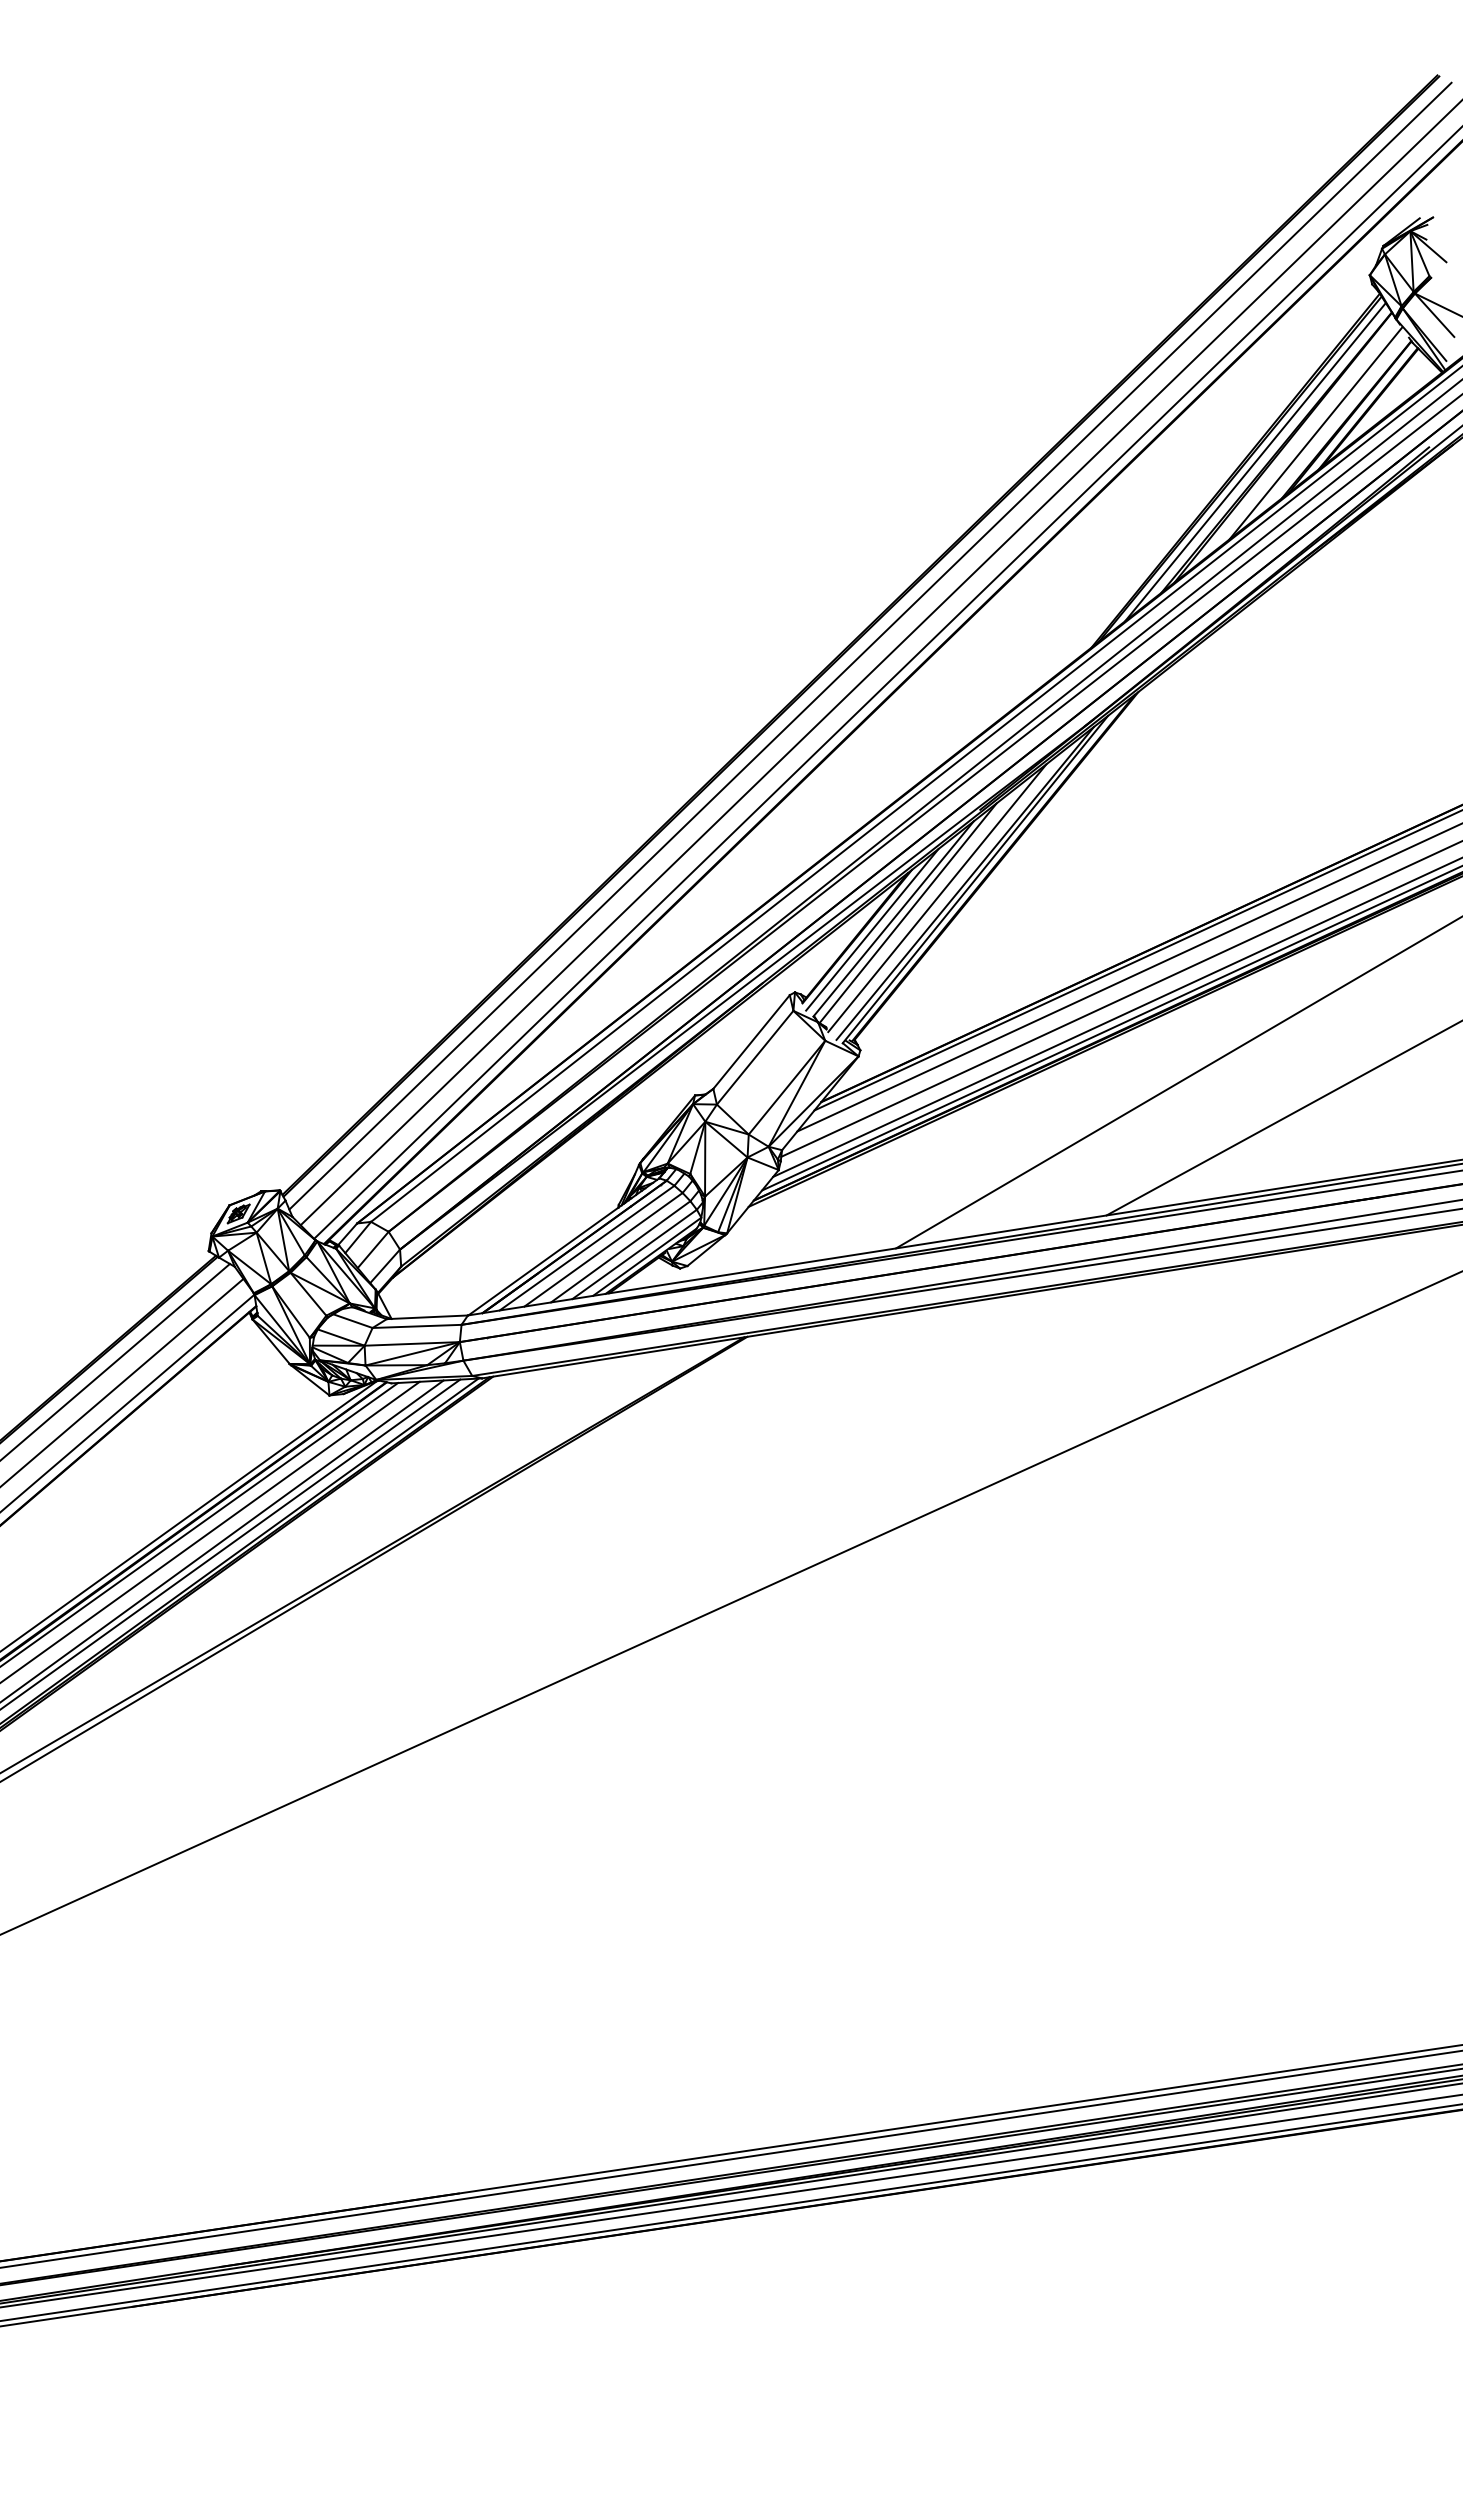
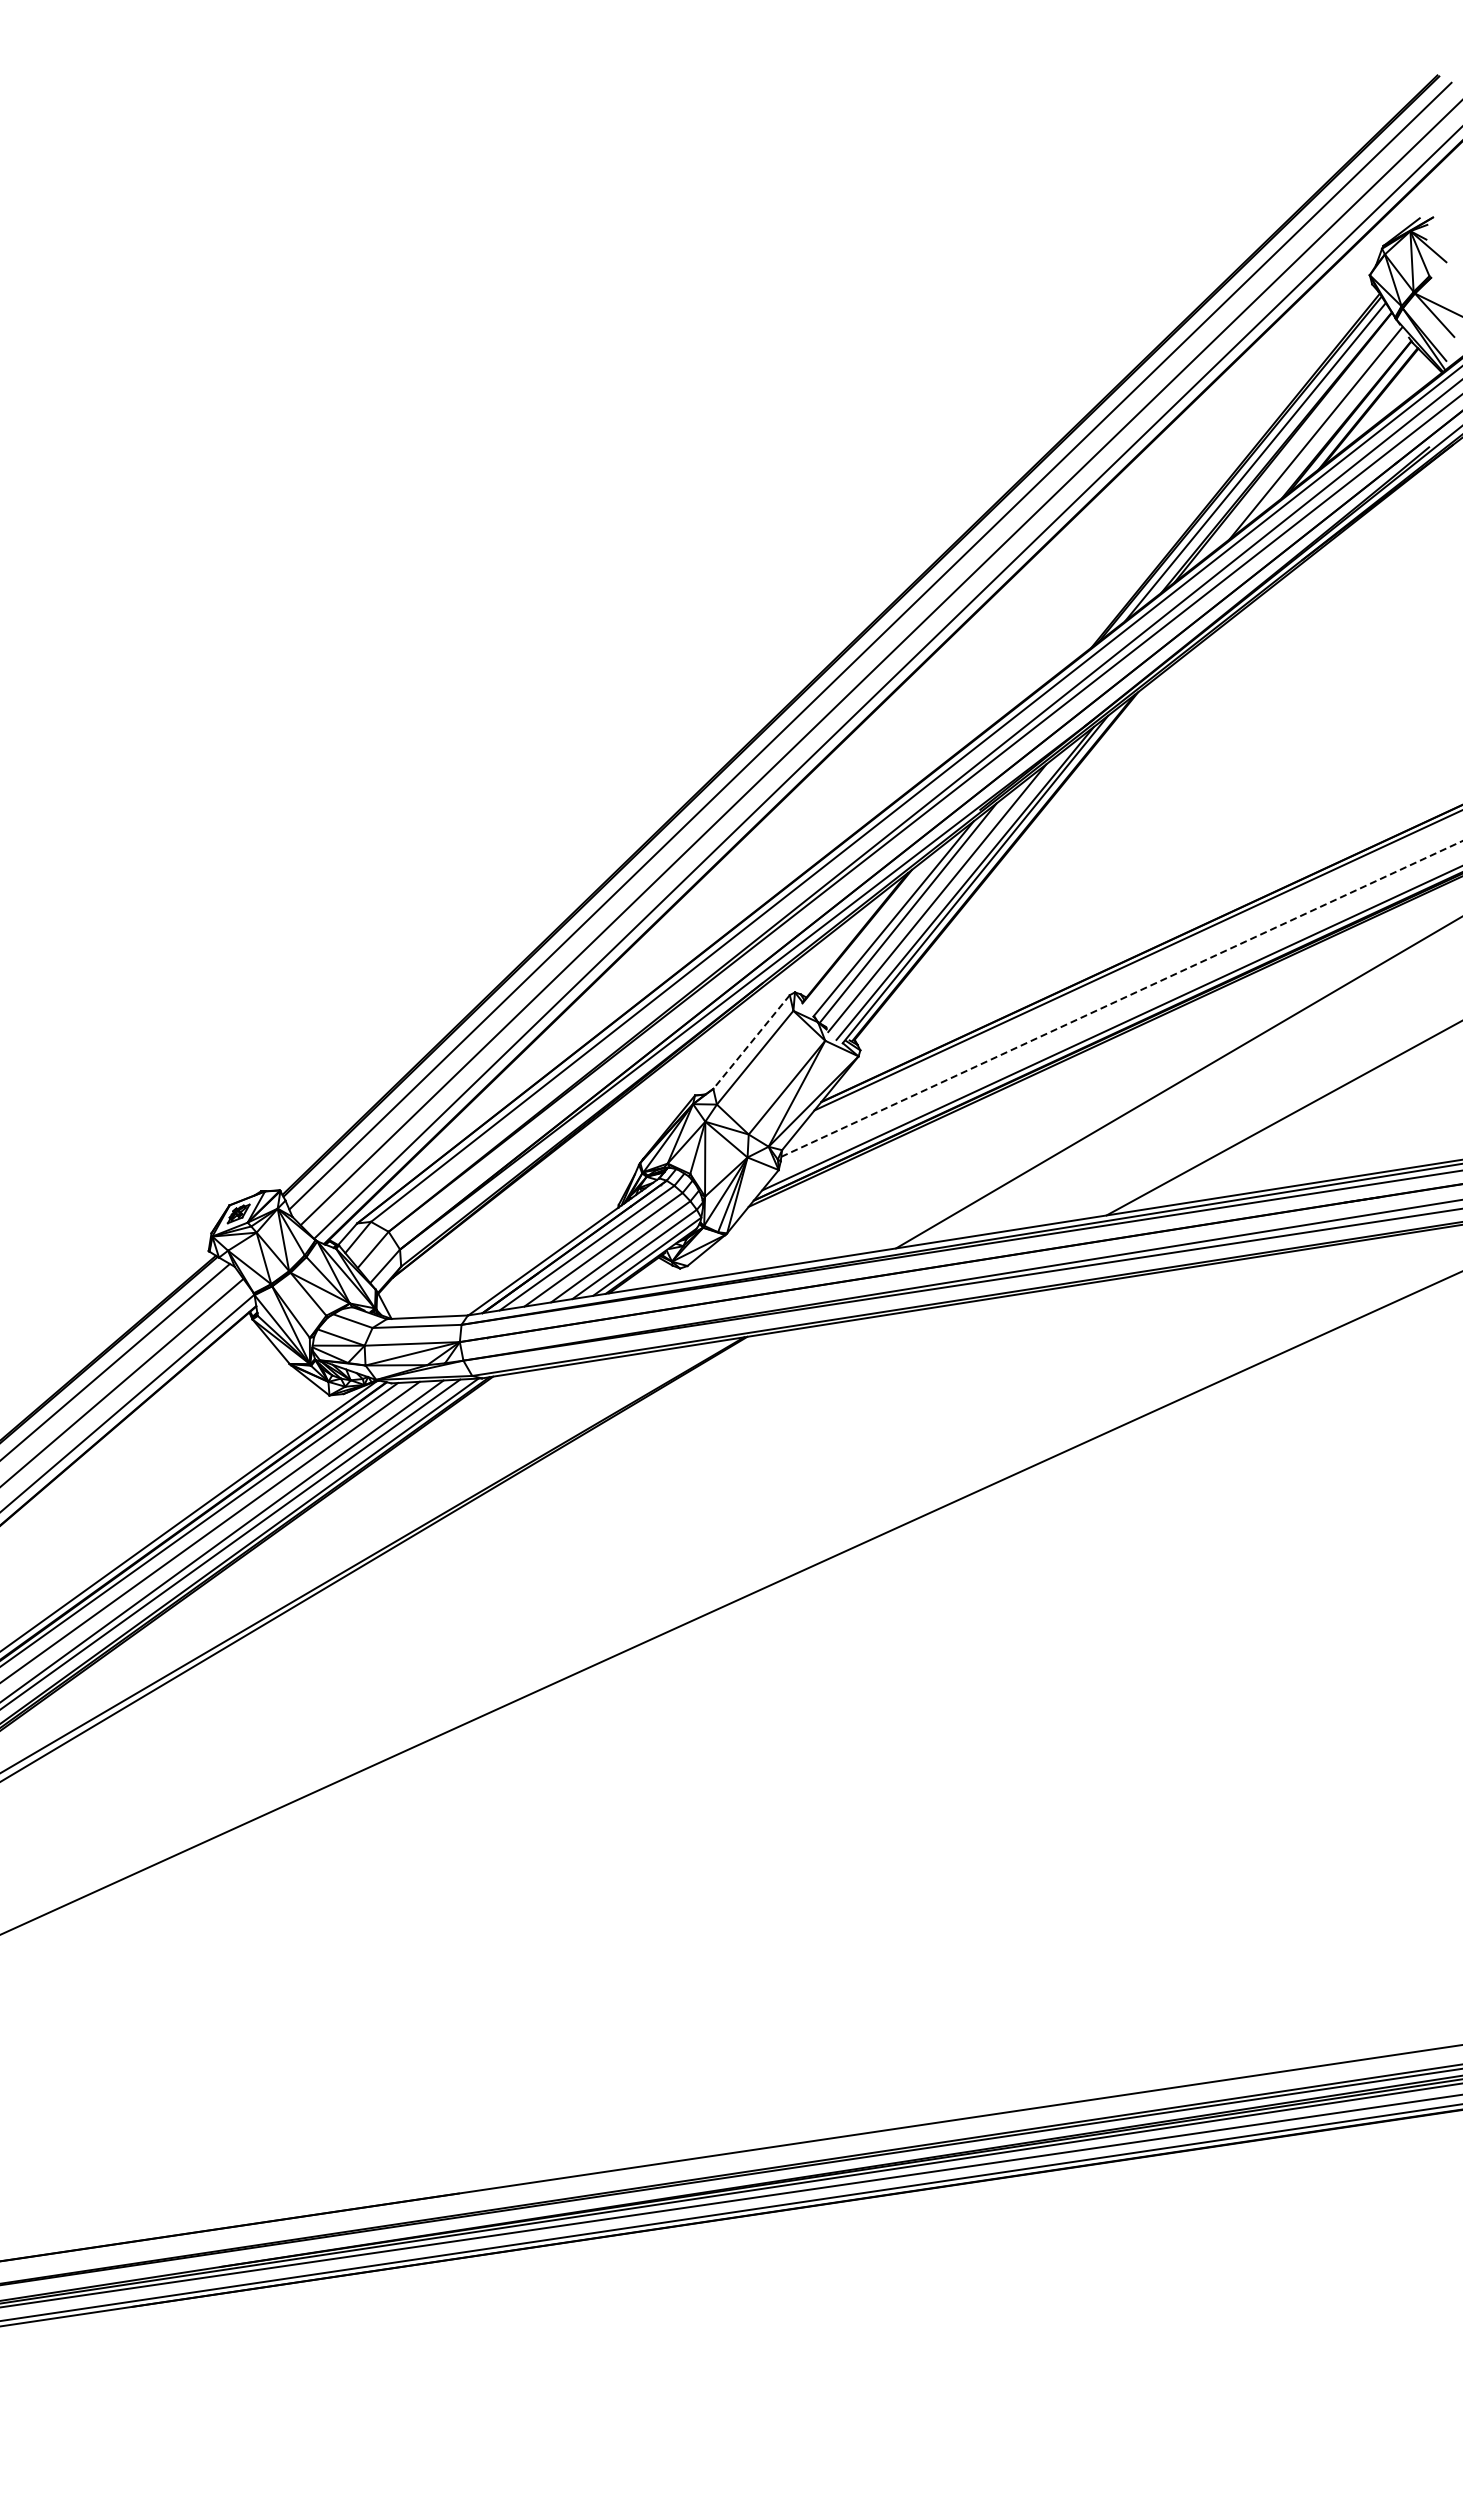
line: present -> none (872, 929)
line: present -> none (1128, 977)
line: solid -> dashed (1122, 998)
line: present -> none (1116, 1017)
line: solid -> dashed (751, 1042)
line: present -> none (730, 2159)
